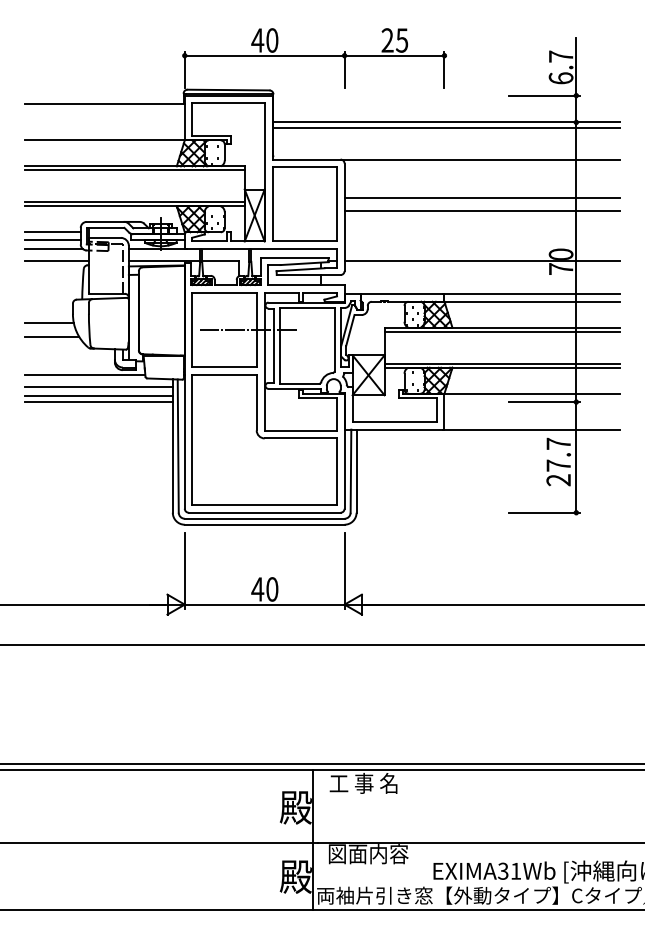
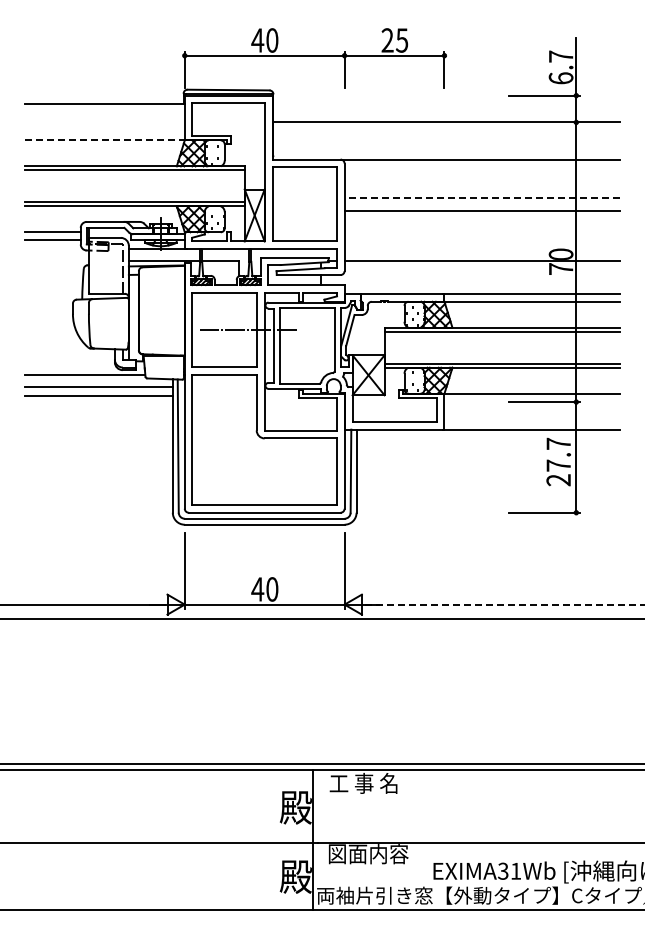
line: present -> none (446, 128)
line: solid -> dashed (105, 140)
line: solid -> dashed (482, 197)
line: present -> none (53, 249)
line: present -> none (56, 261)
line: present -> none (49, 322)
line: present -> none (52, 336)
line: present -> none (98, 402)
line: solid -> dashed (504, 604)
line position: (321, 644) -> (321, 618) (321, 618)
